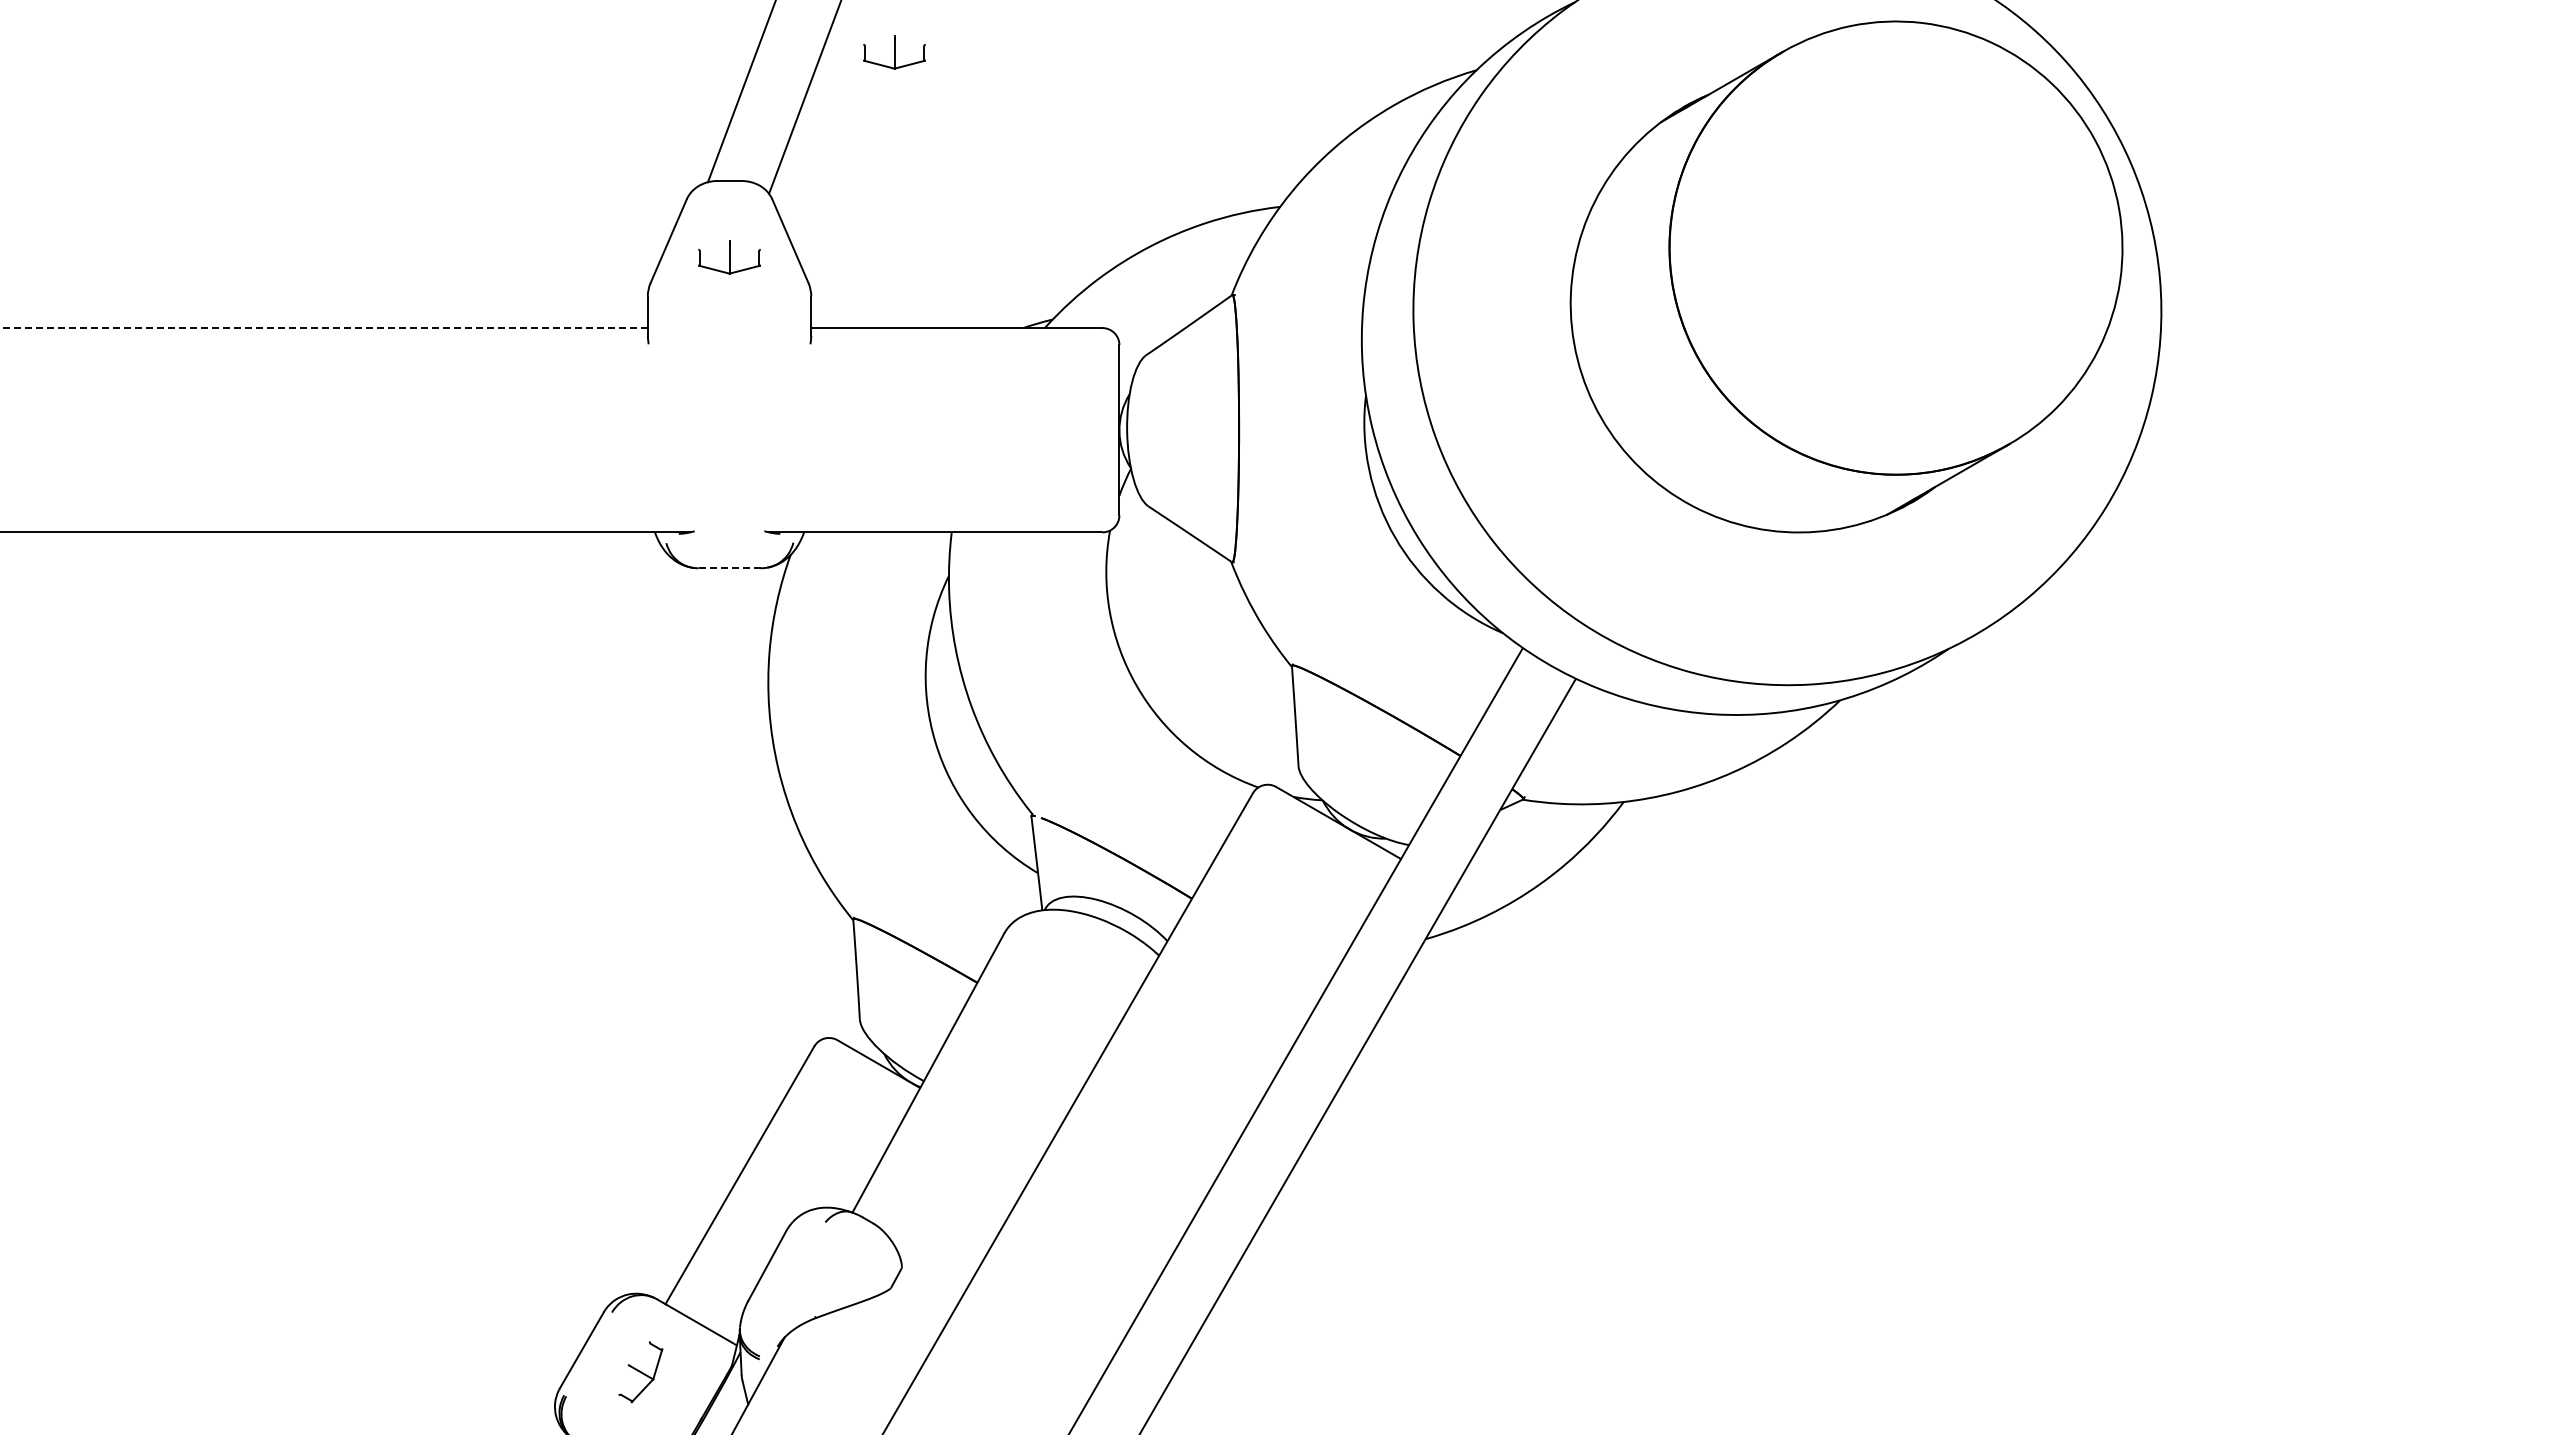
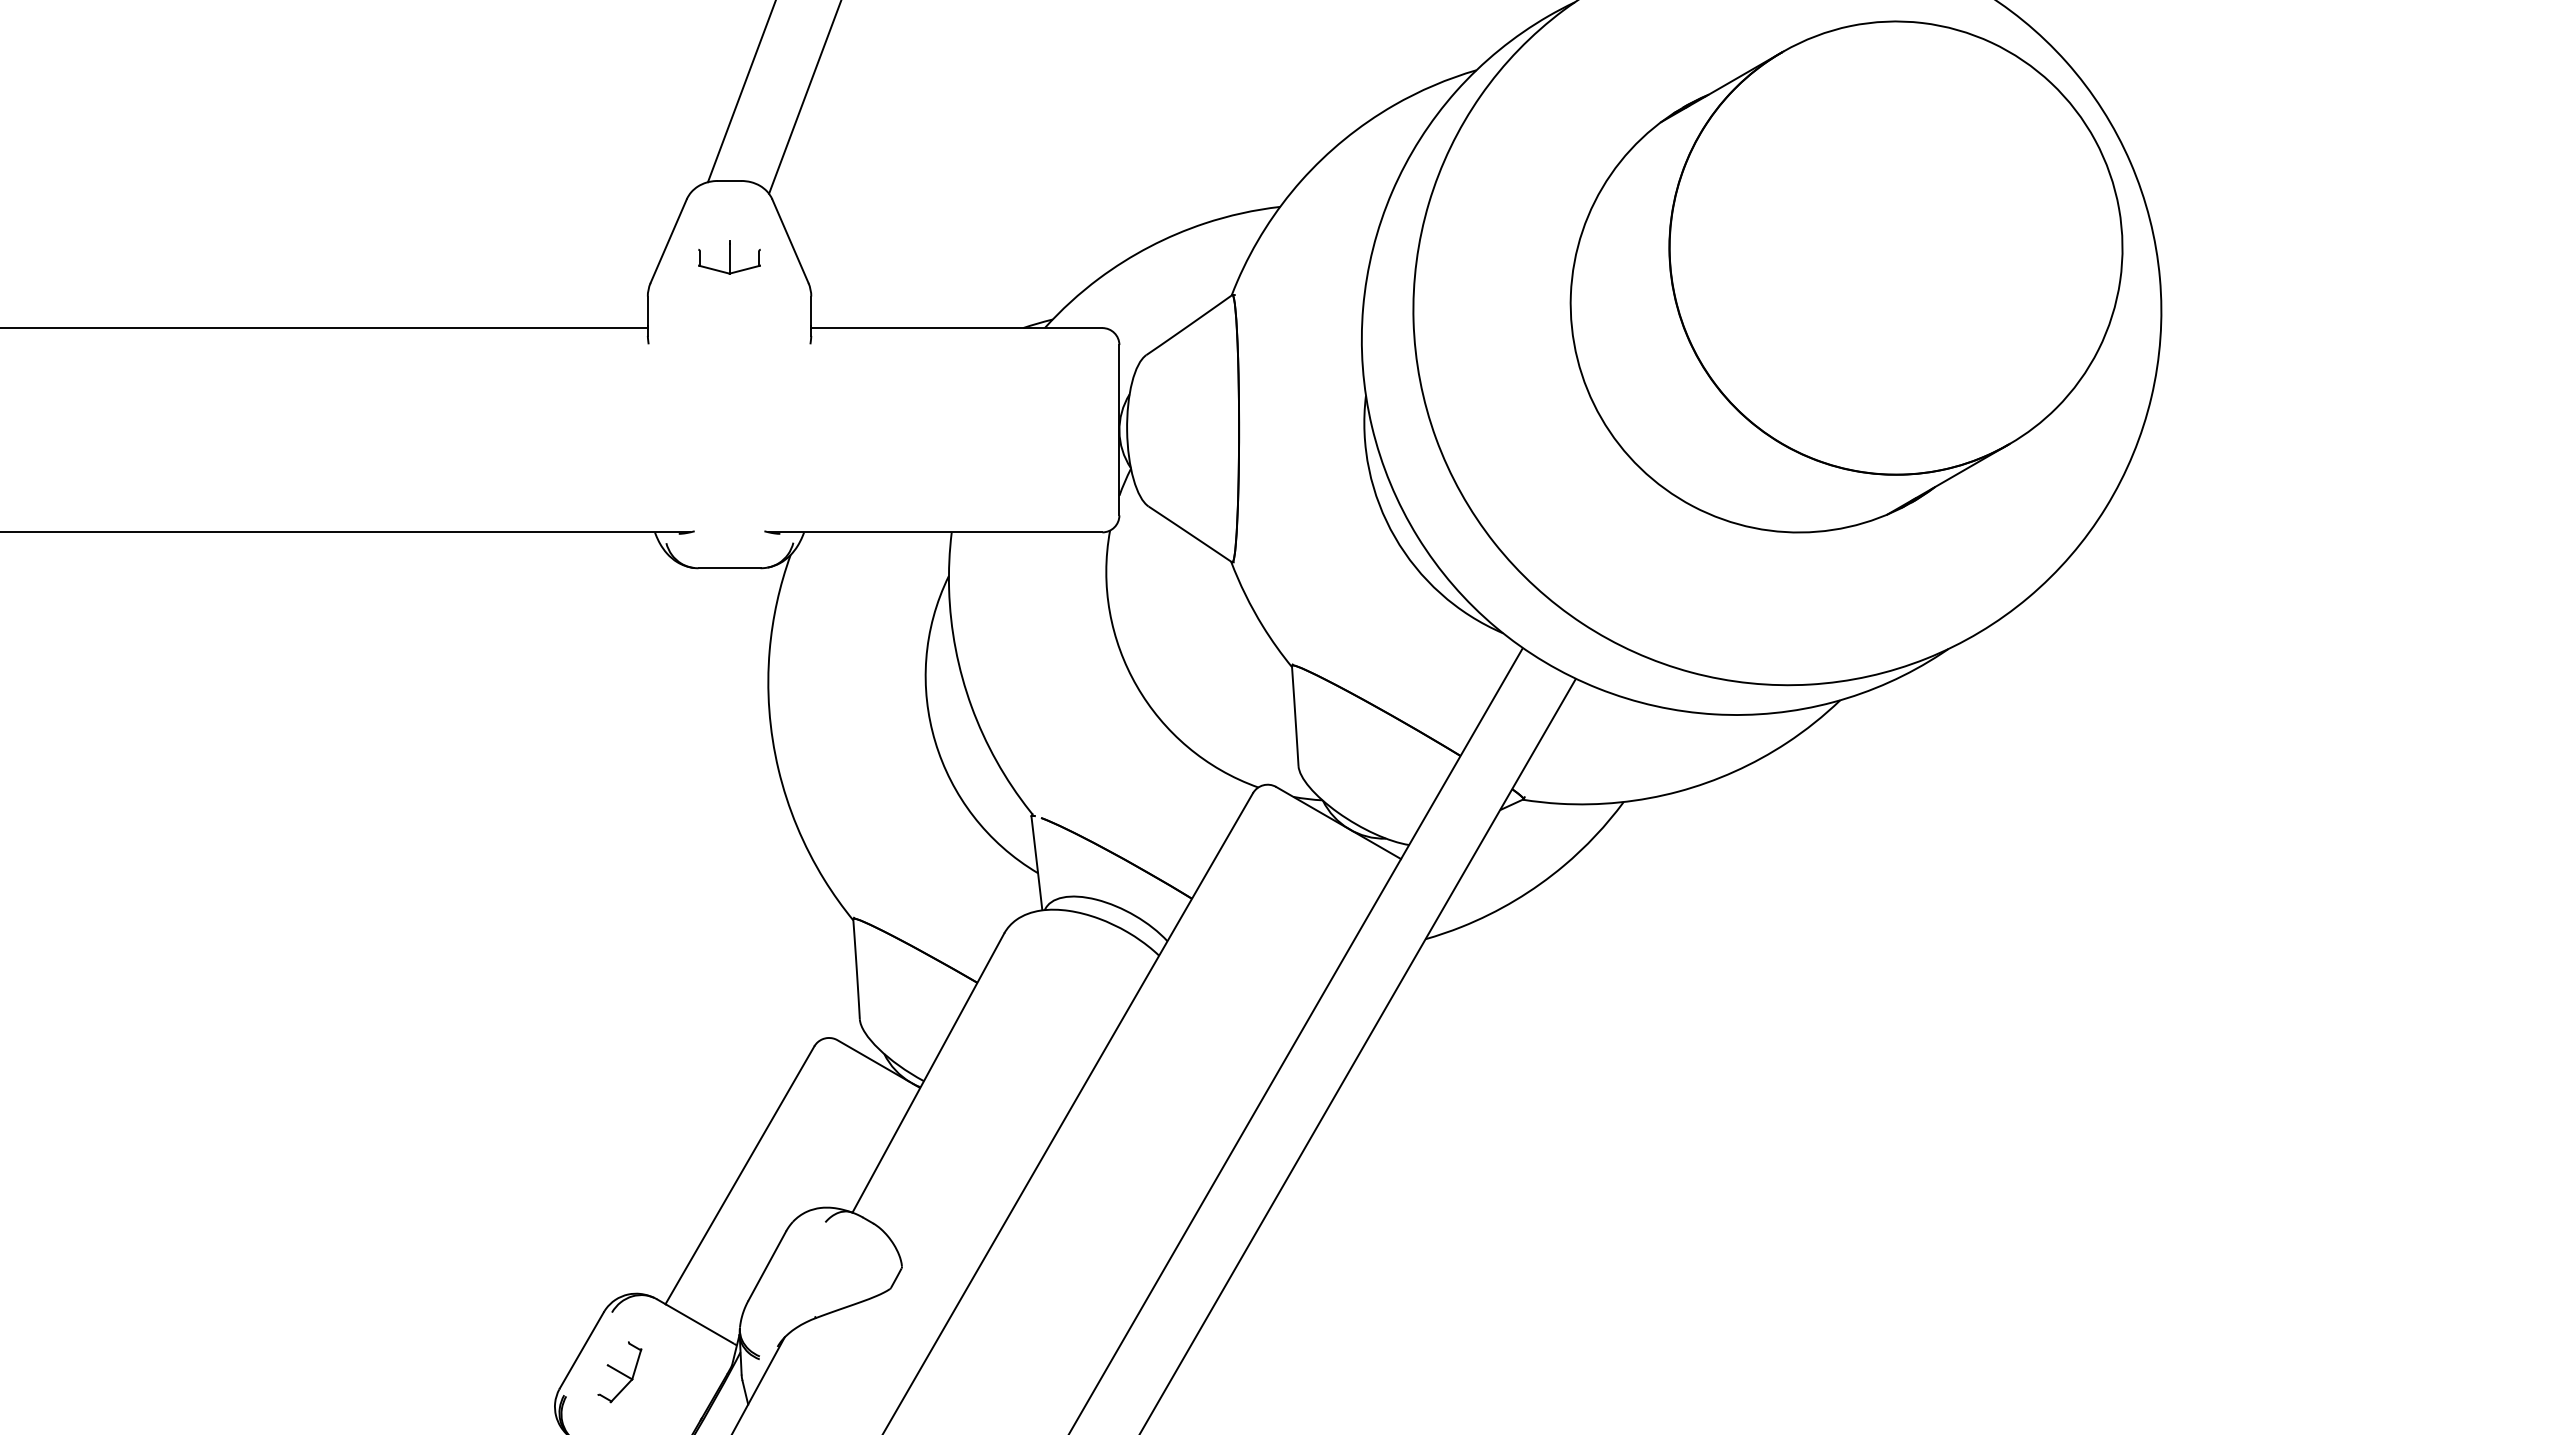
part: present -> none (894, 52)
line: dashed -> solid (323, 328)
line: dashed -> solid (729, 568)
part position: (640, 1372) -> (619, 1372) (619, 1372)
